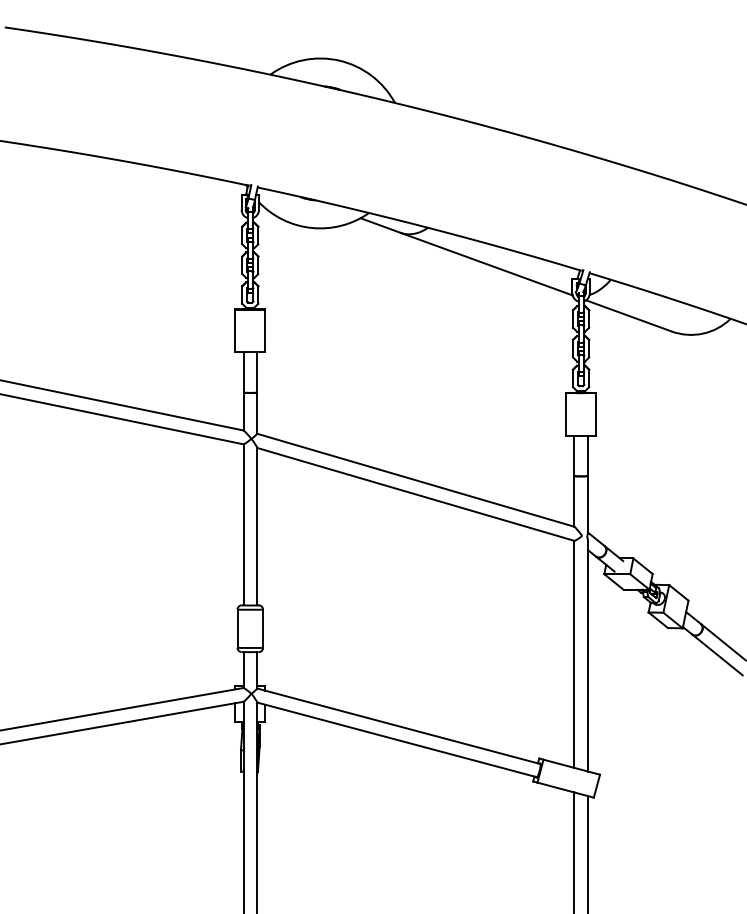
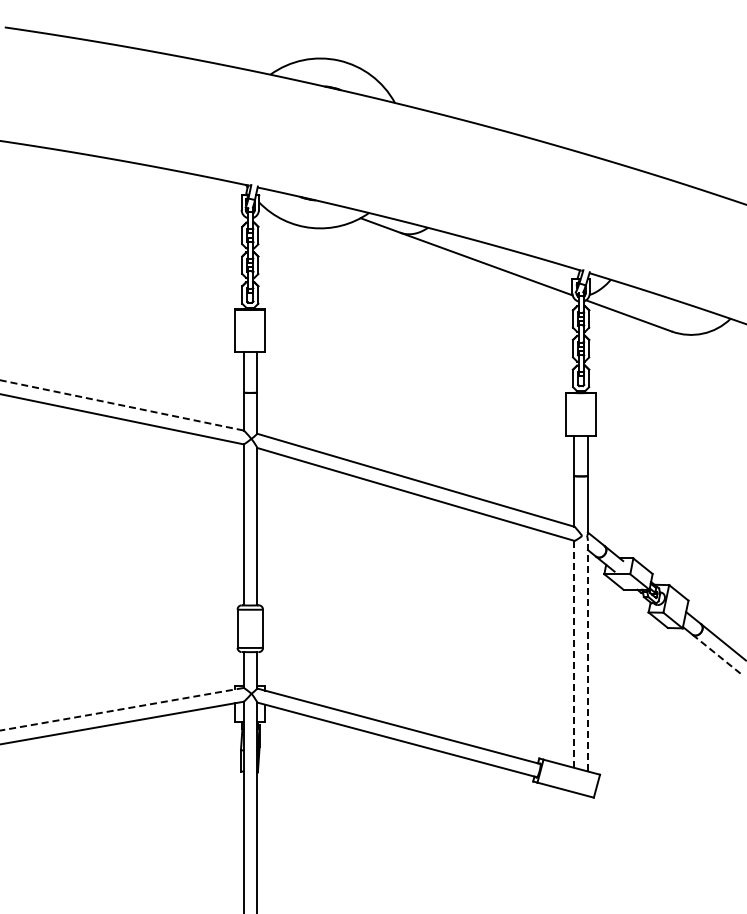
line: solid -> dashed (121, 405)
line: solid -> dashed (574, 654)
line: solid -> dashed (587, 655)
line: solid -> dashed (717, 655)
line: solid -> dashed (121, 709)
line: present -> none (574, 851)
line: present -> none (587, 853)
